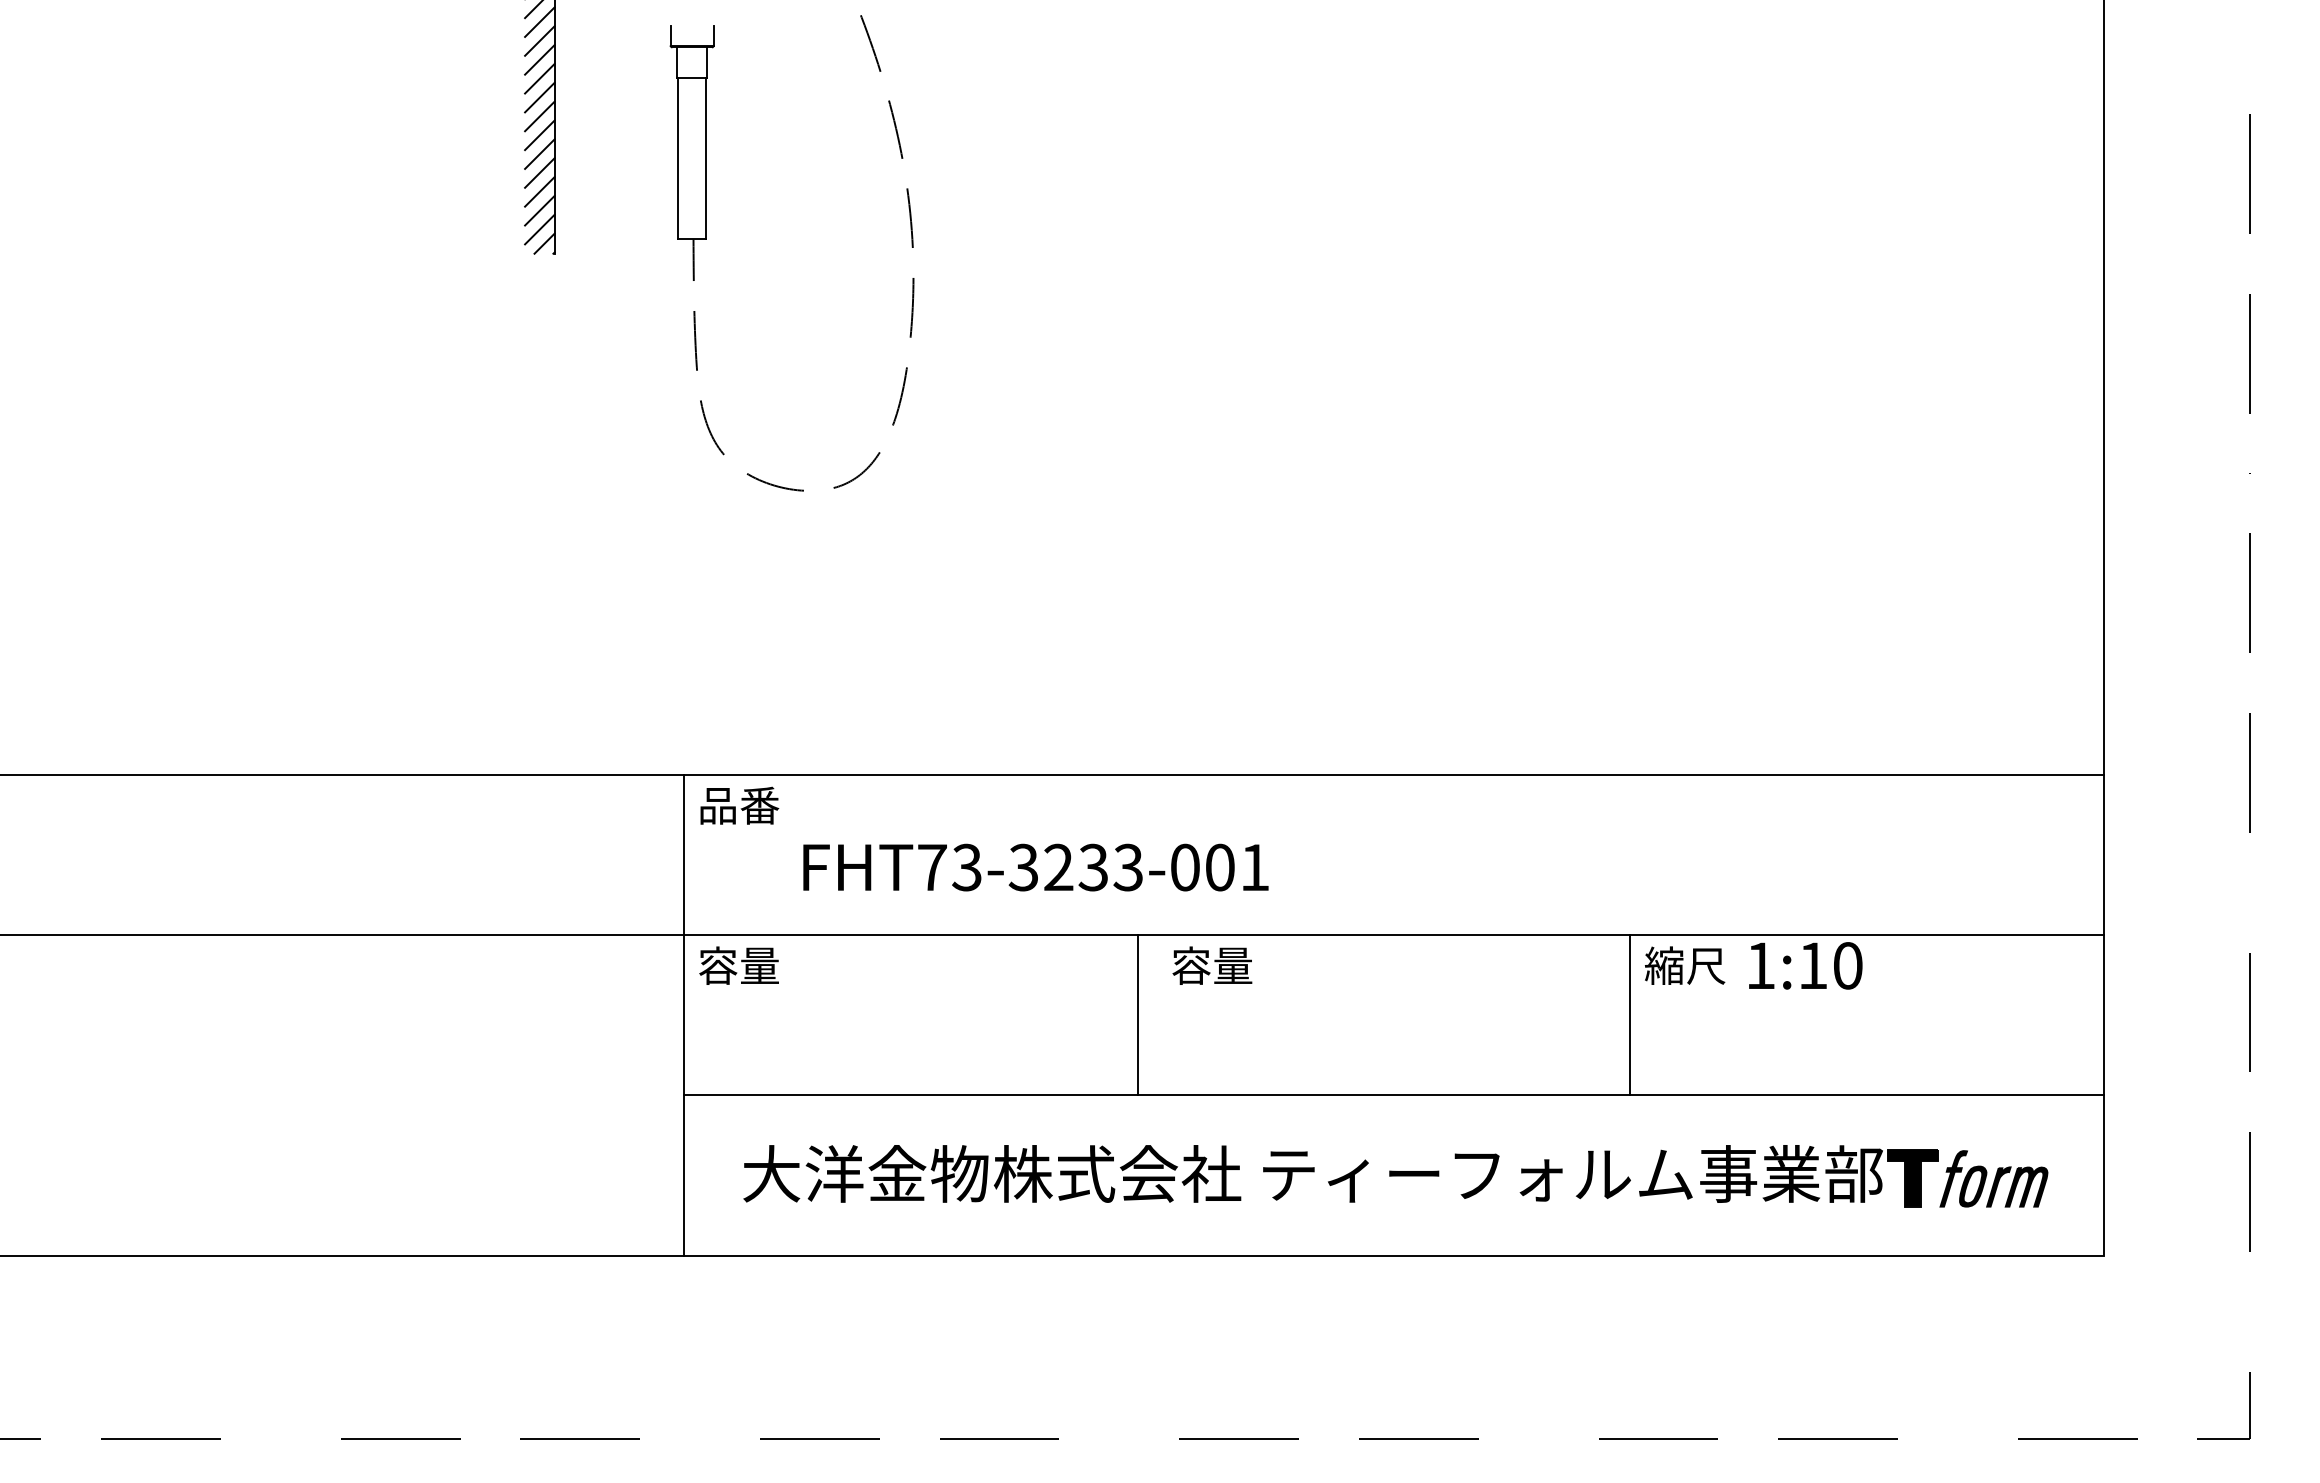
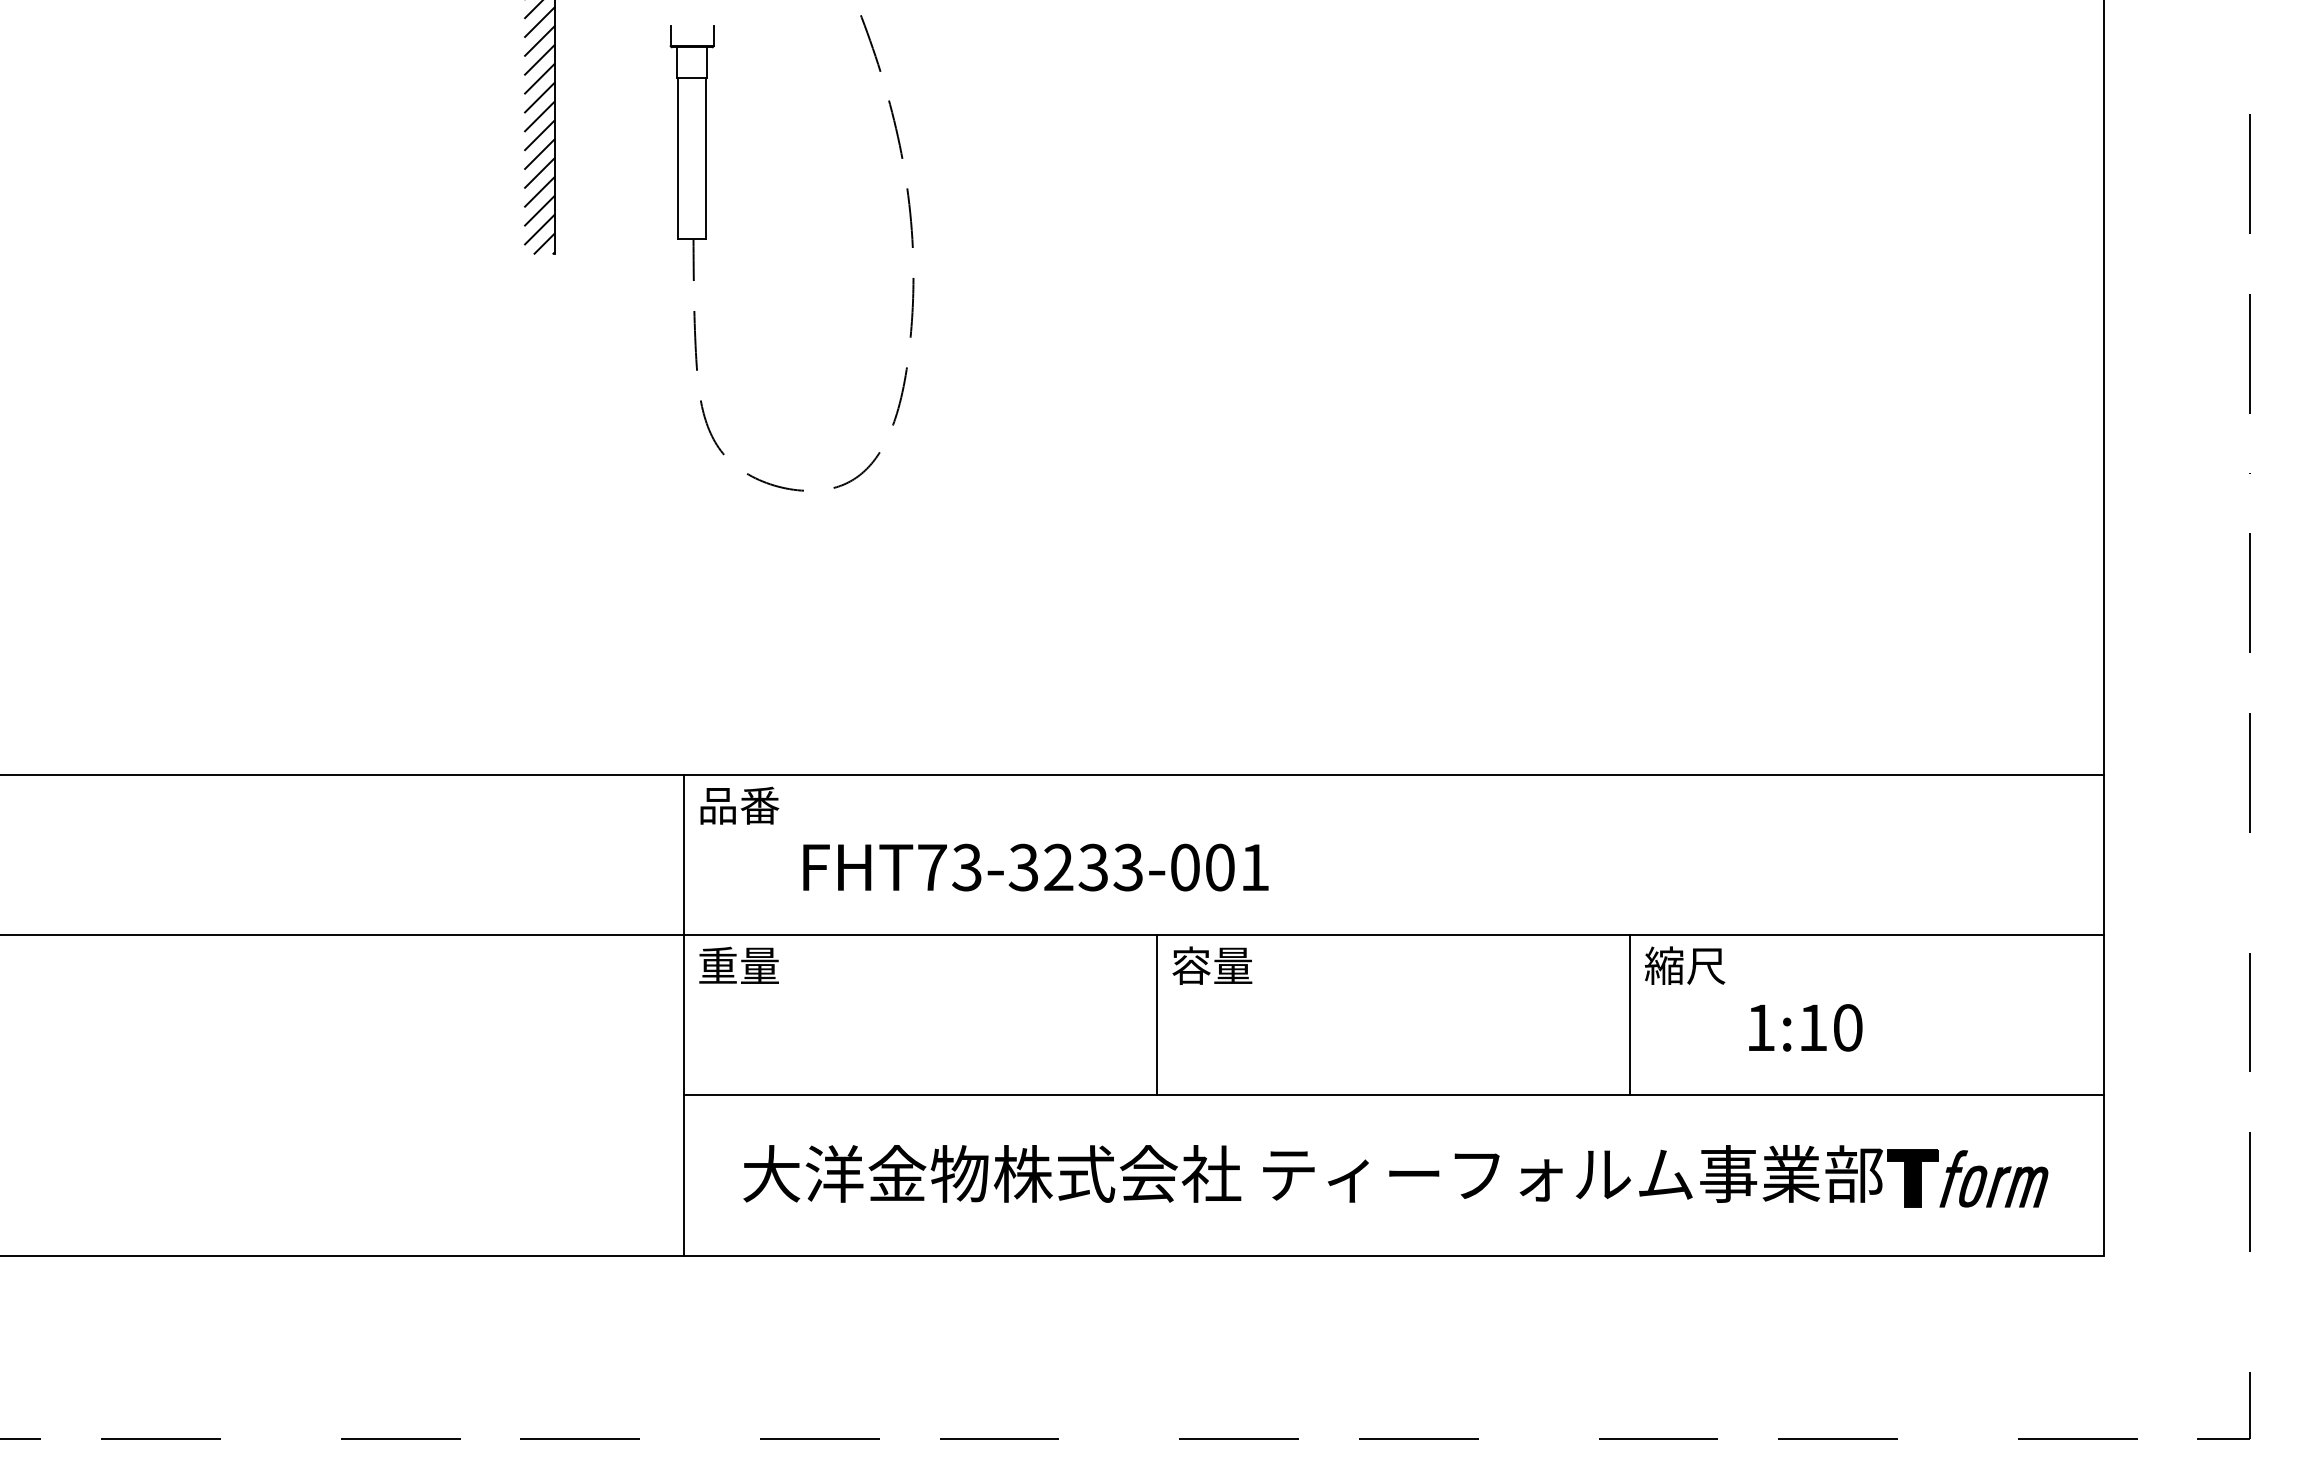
text: 容量 -> 重量 (718, 965)
text position: (1805, 965) -> (1805, 1027) (1805, 1027)
line position: (1138, 1015) -> (1157, 1015) (1157, 1015)
